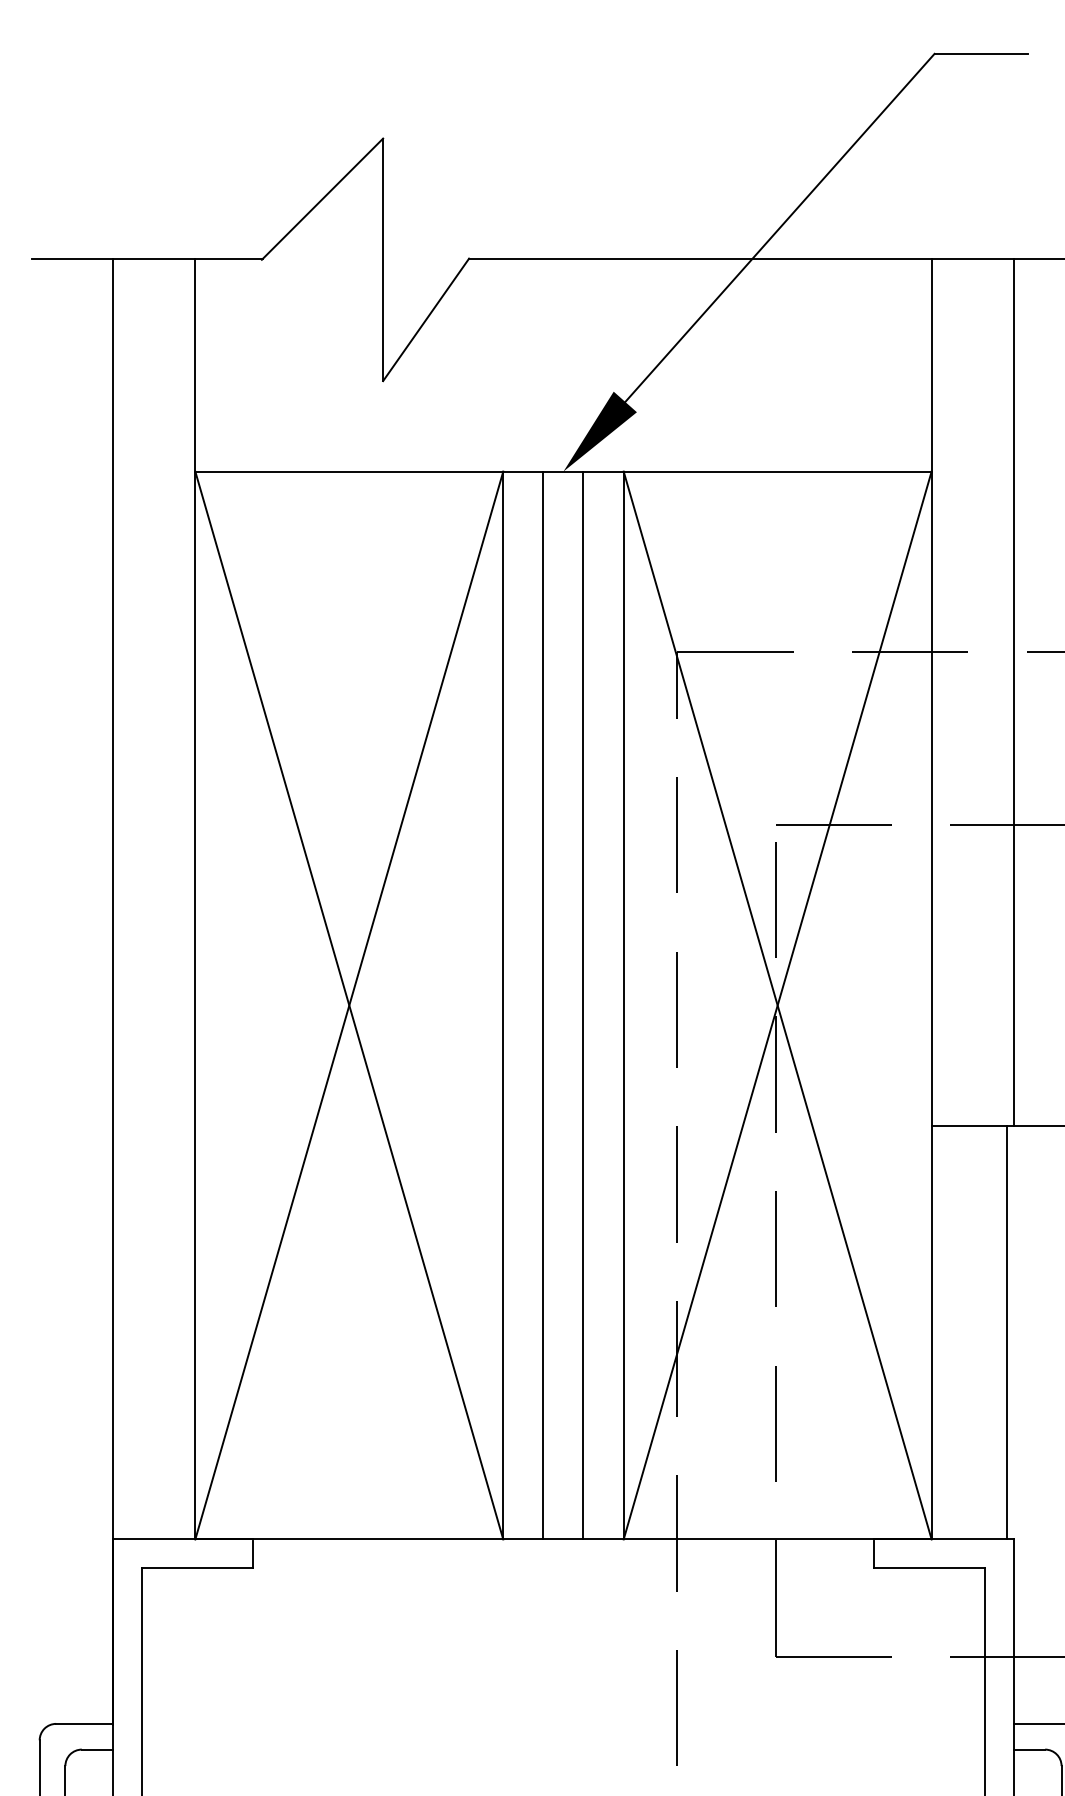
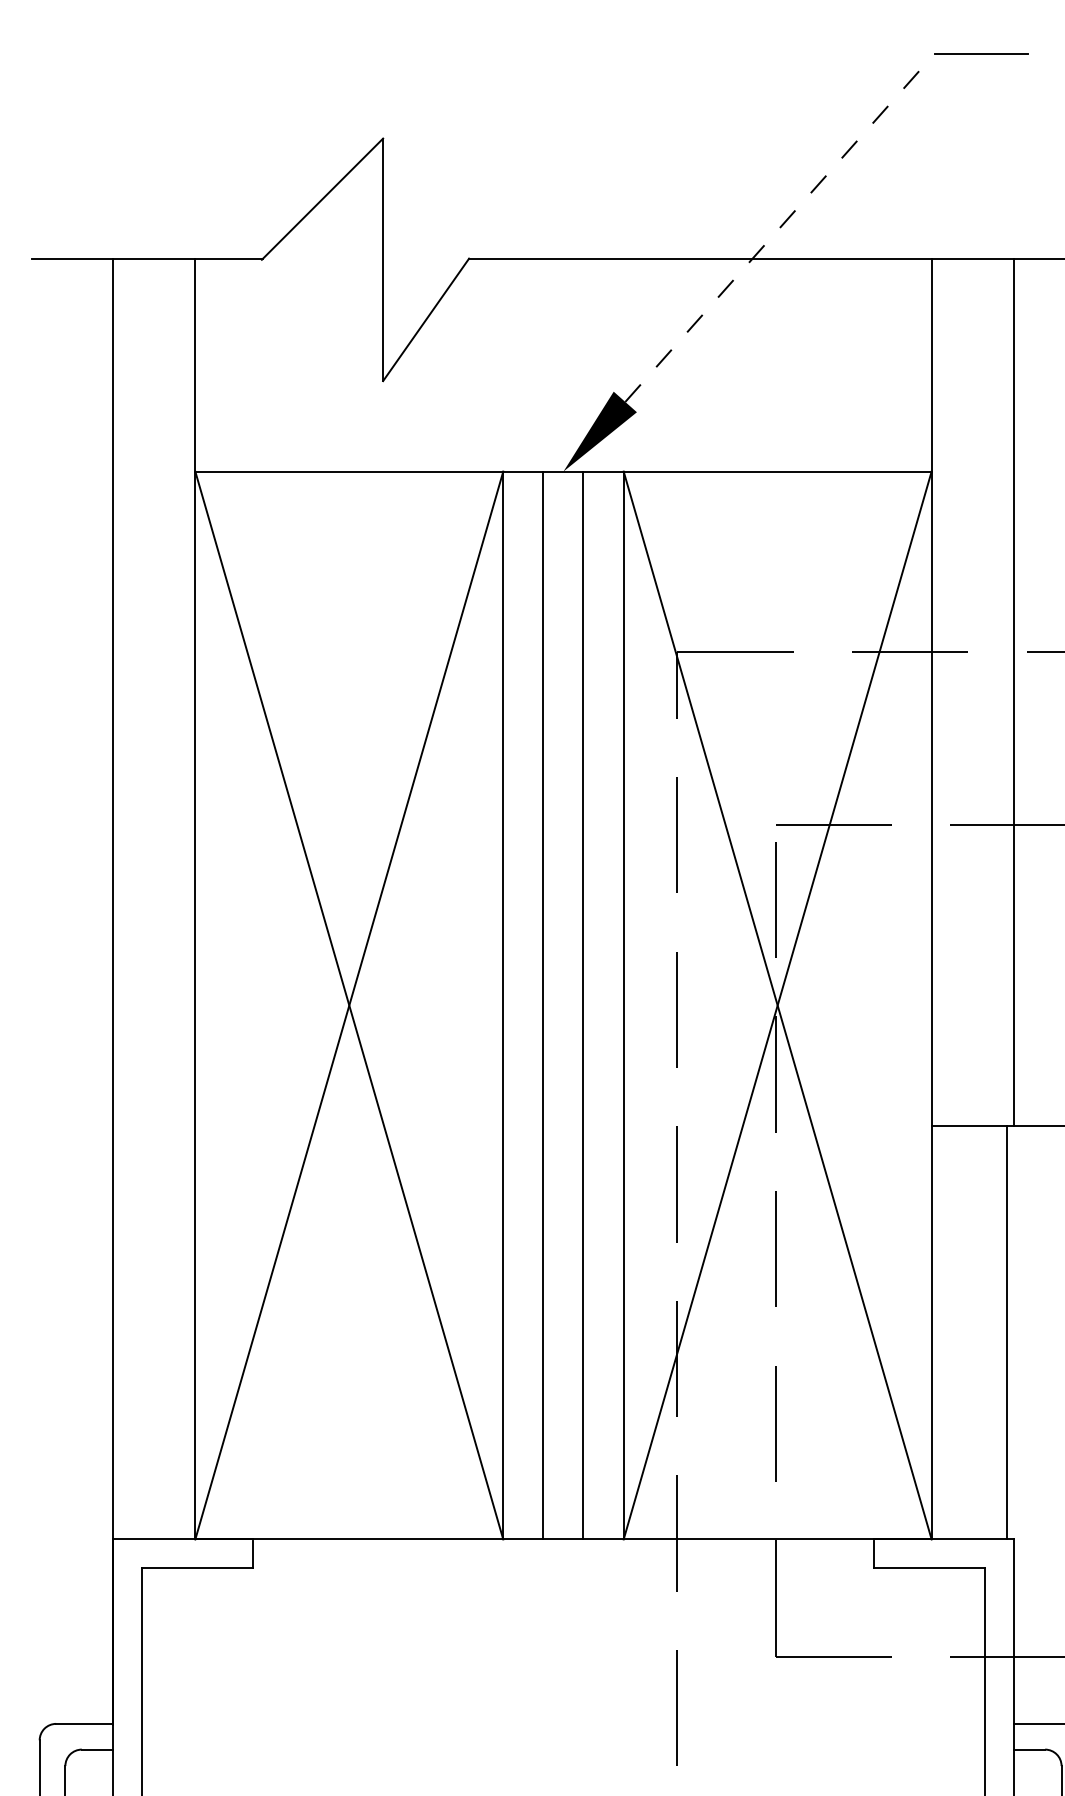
line: solid -> dashed (779, 227)
